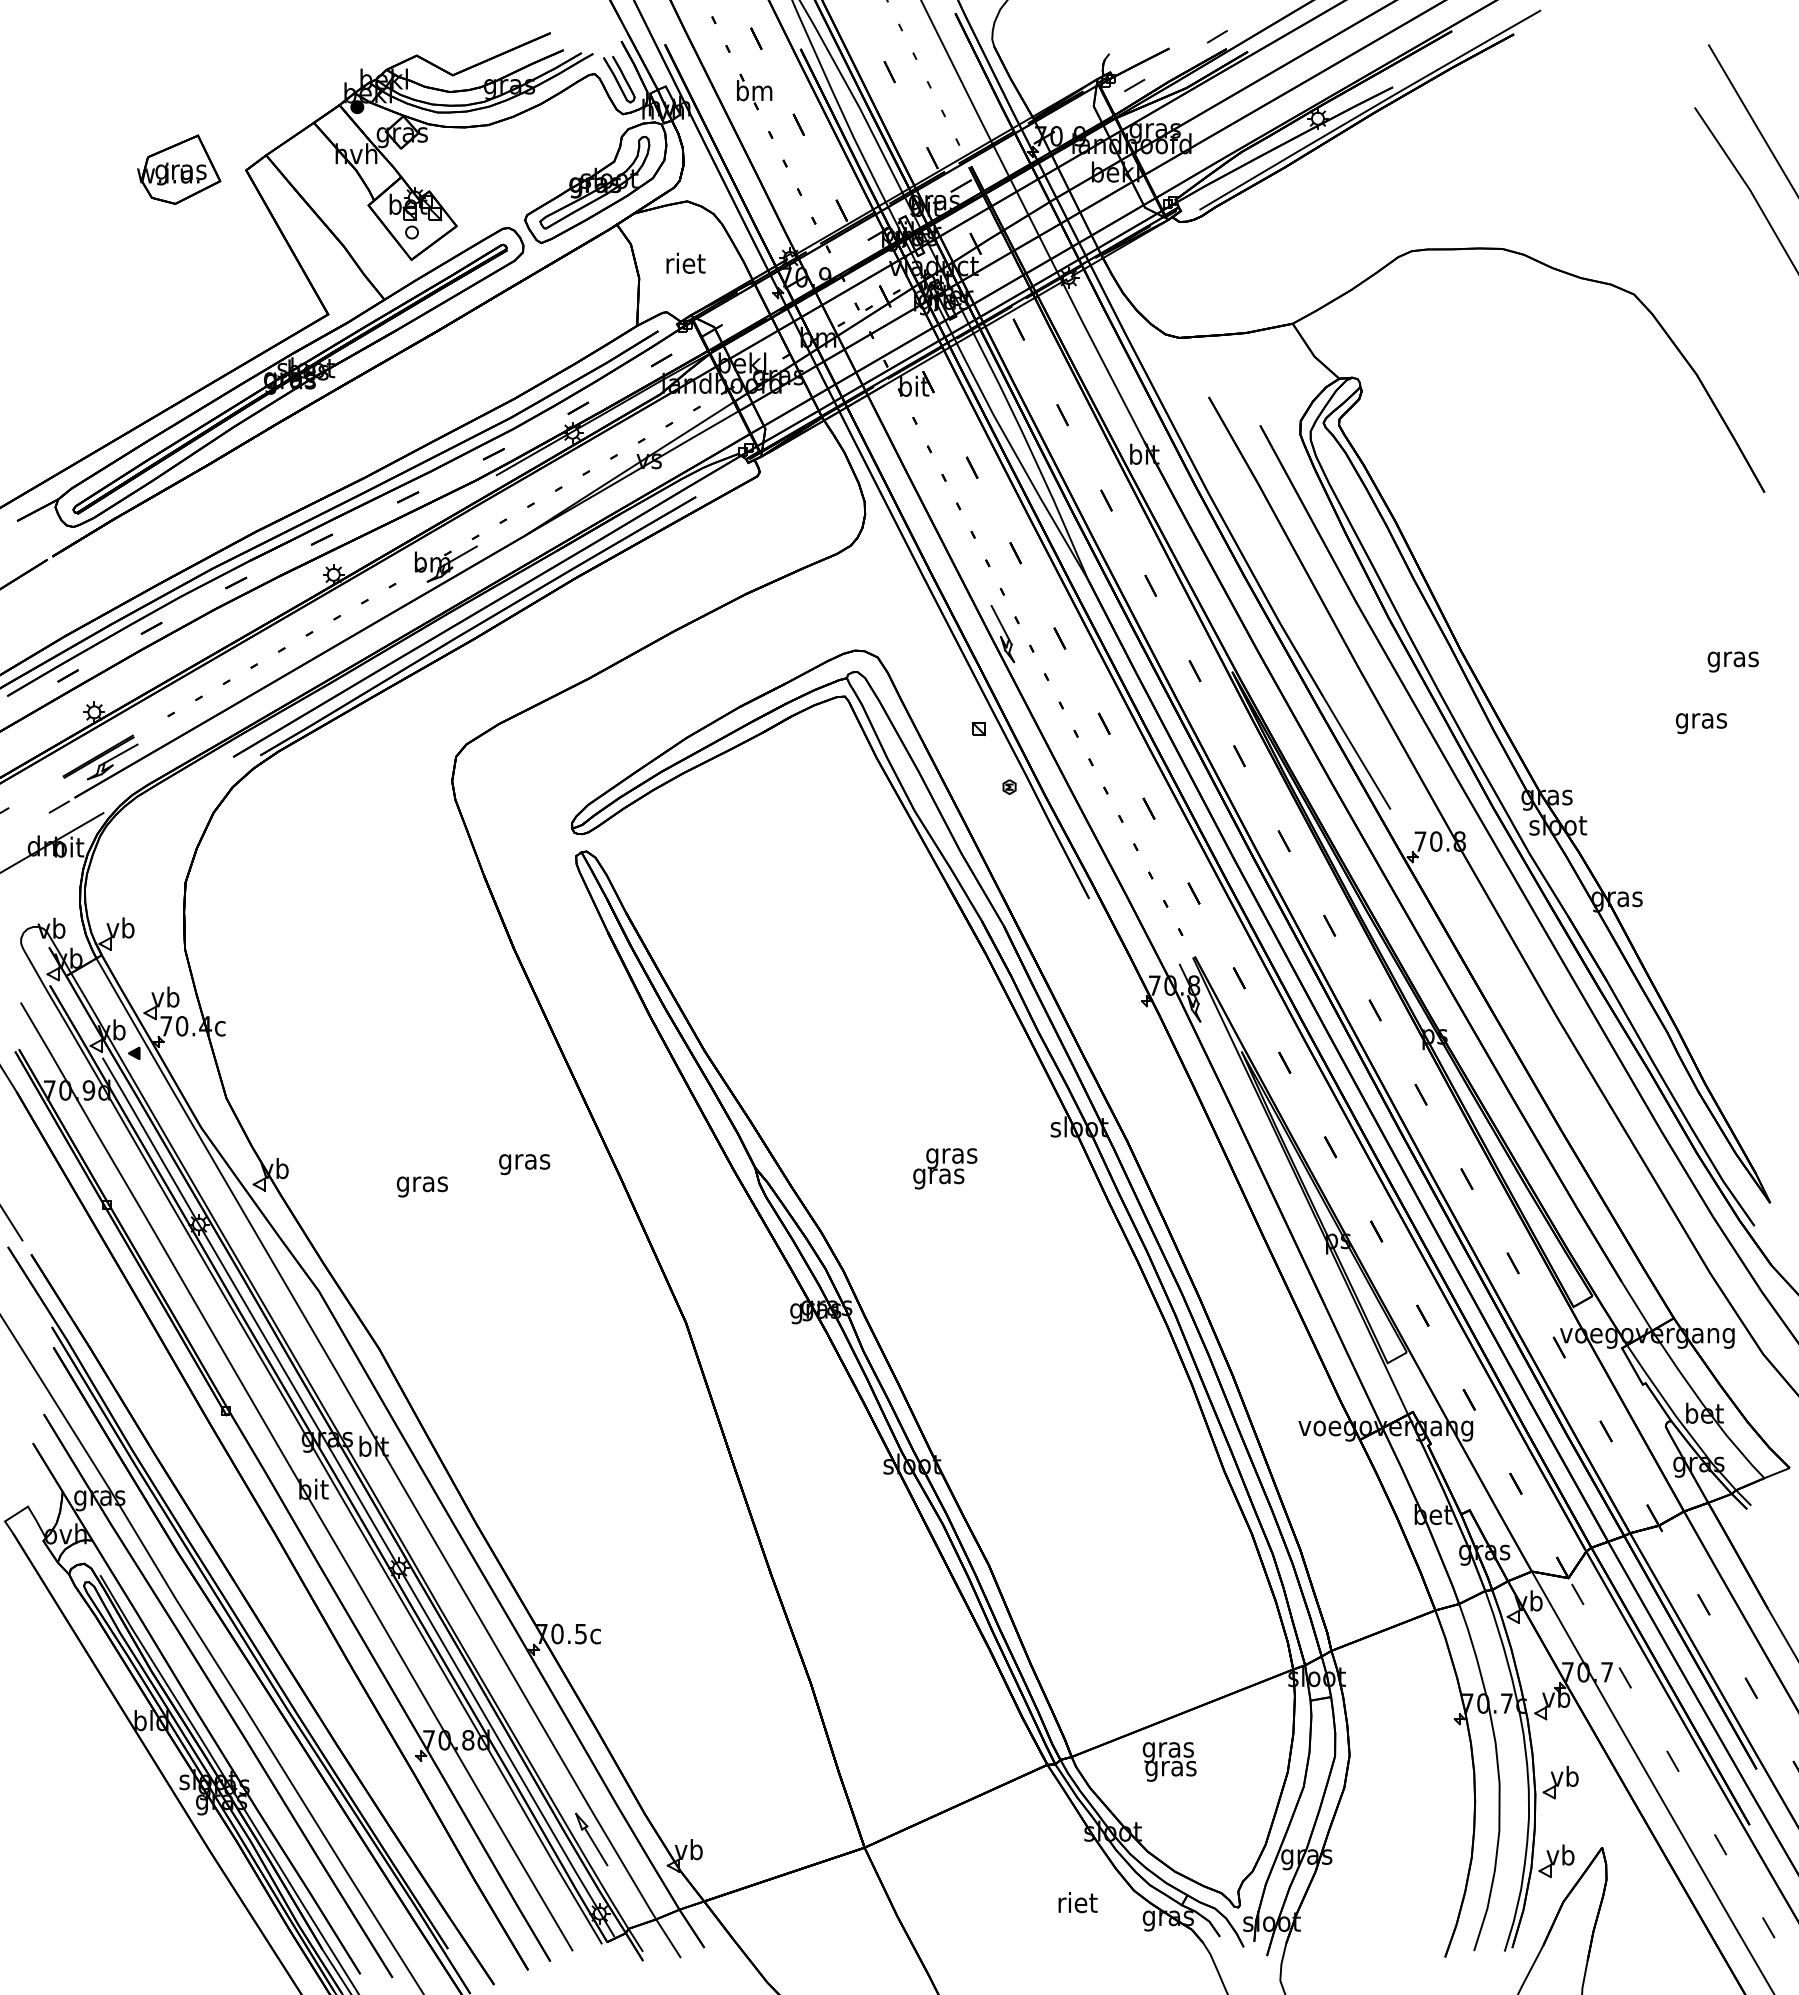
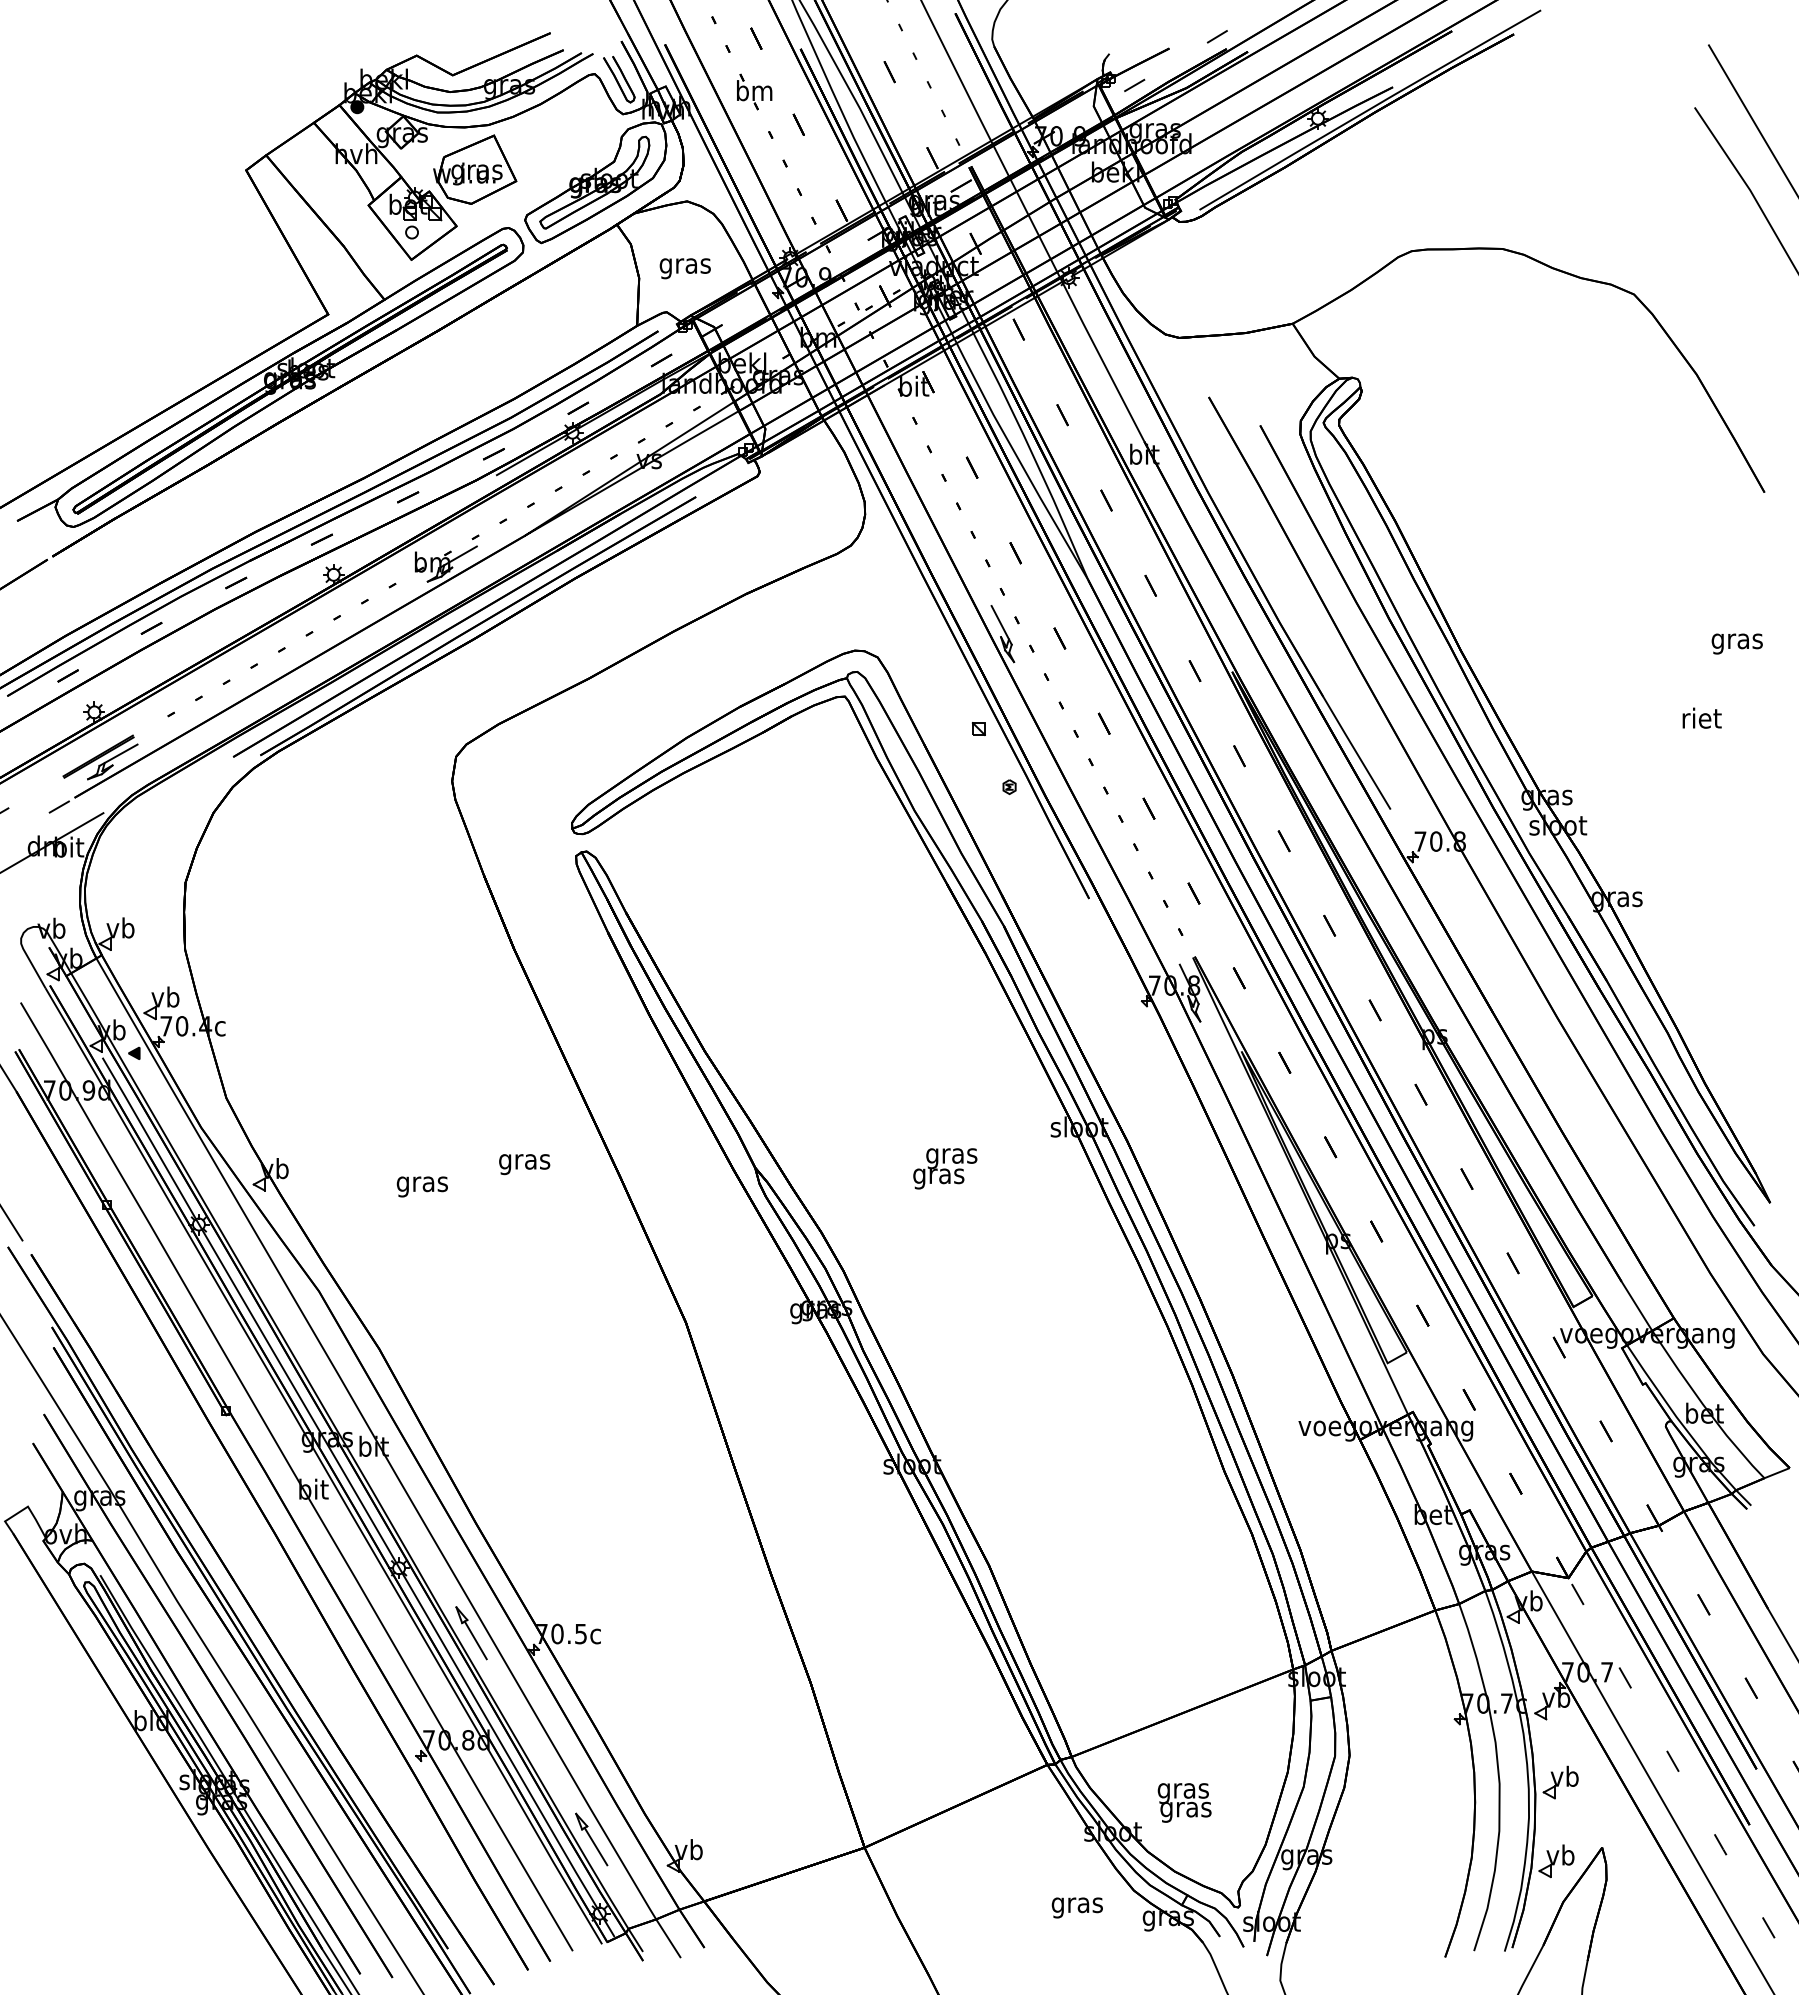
part position: (179, 169) -> (475, 169) (475, 169)
text: riet -> gras (684, 265)
text position: (1732, 661) -> (1736, 643) (1736, 643)
text: gras -> riet (1701, 720)
part: none -> present (471, 1633)
text position: (1169, 1761) -> (1184, 1802) (1184, 1802)
text: riet -> gras (1076, 1905)
